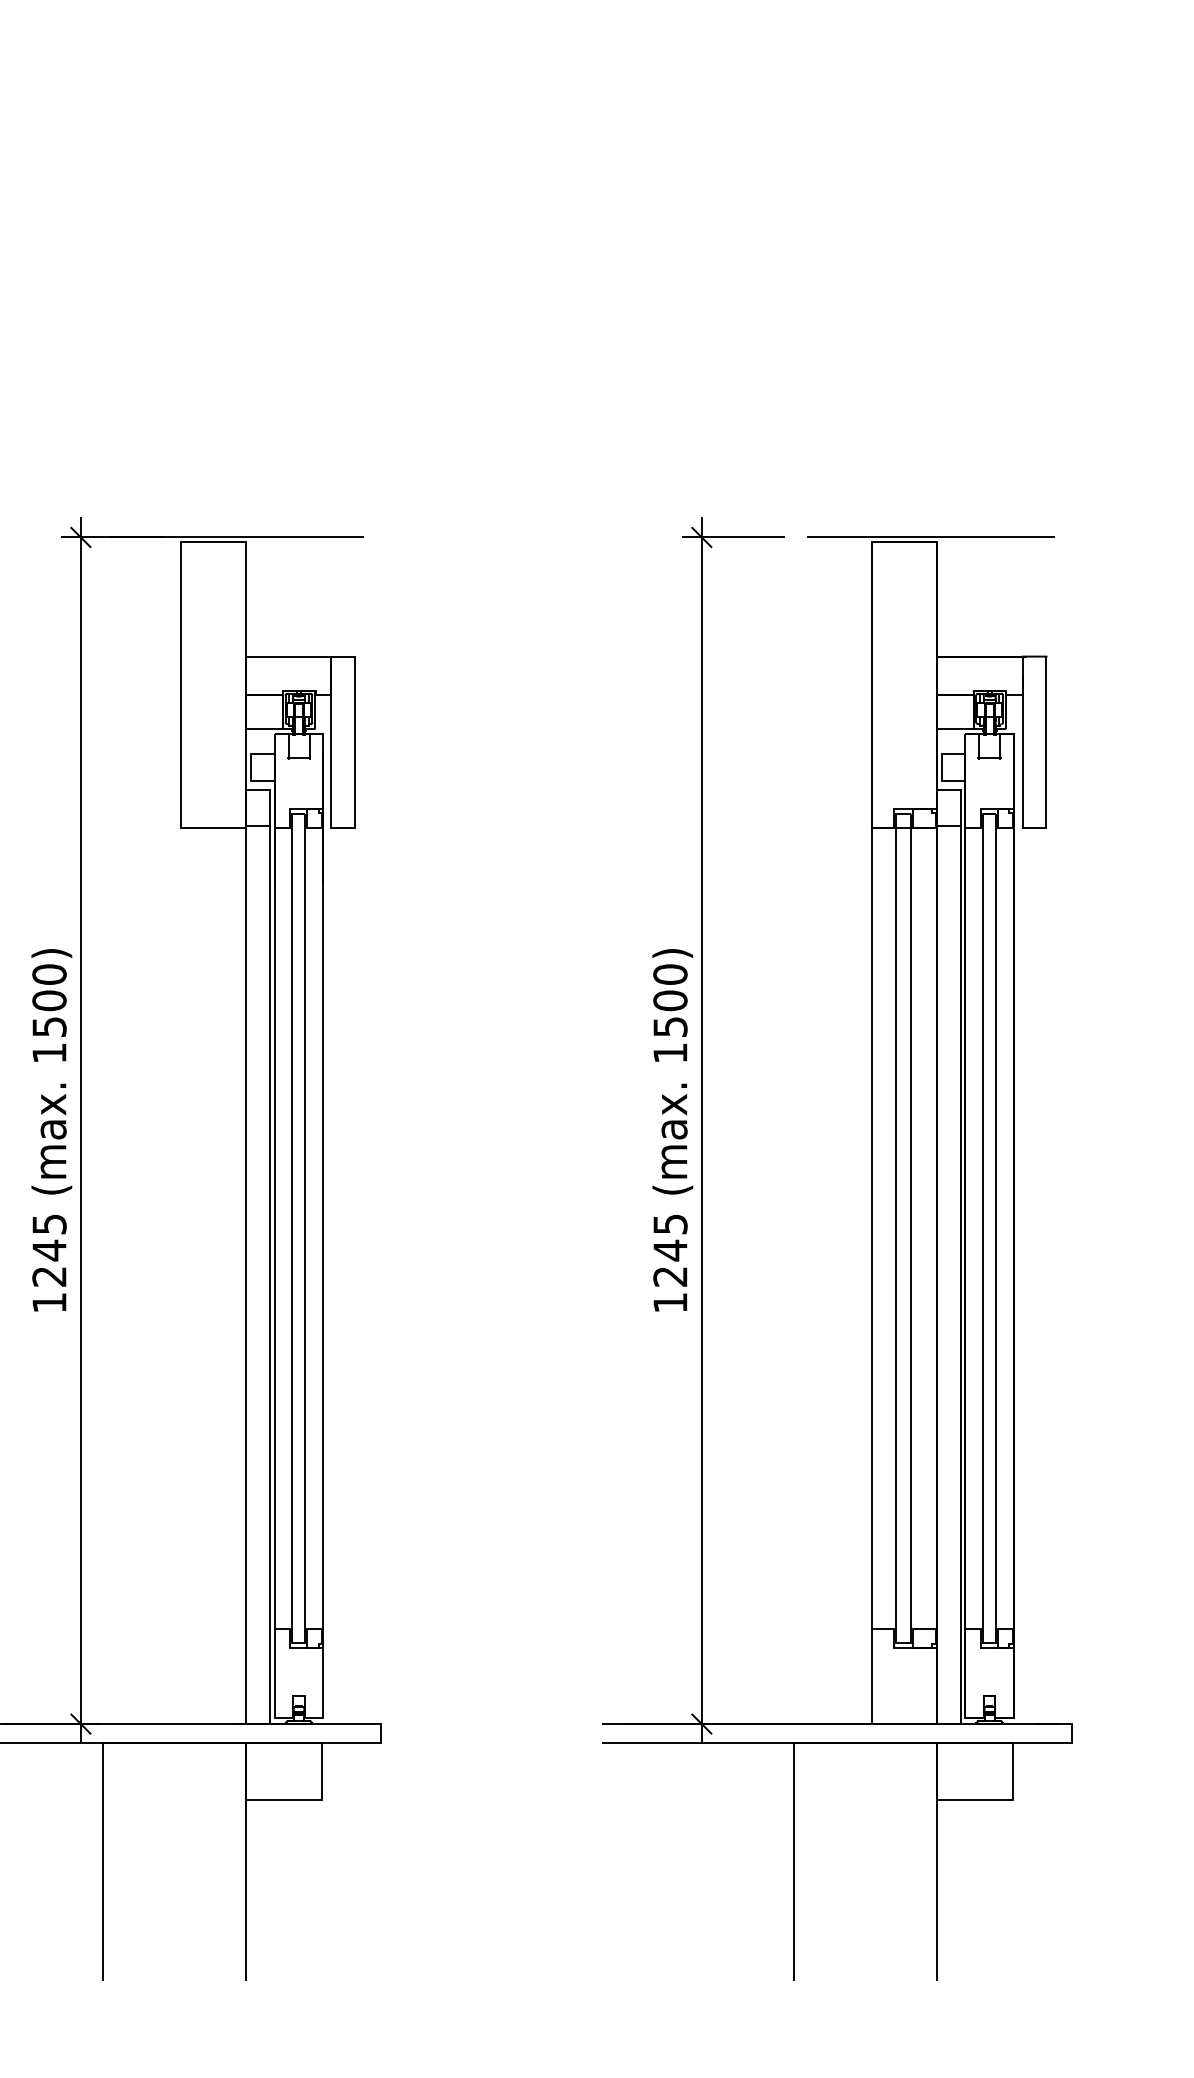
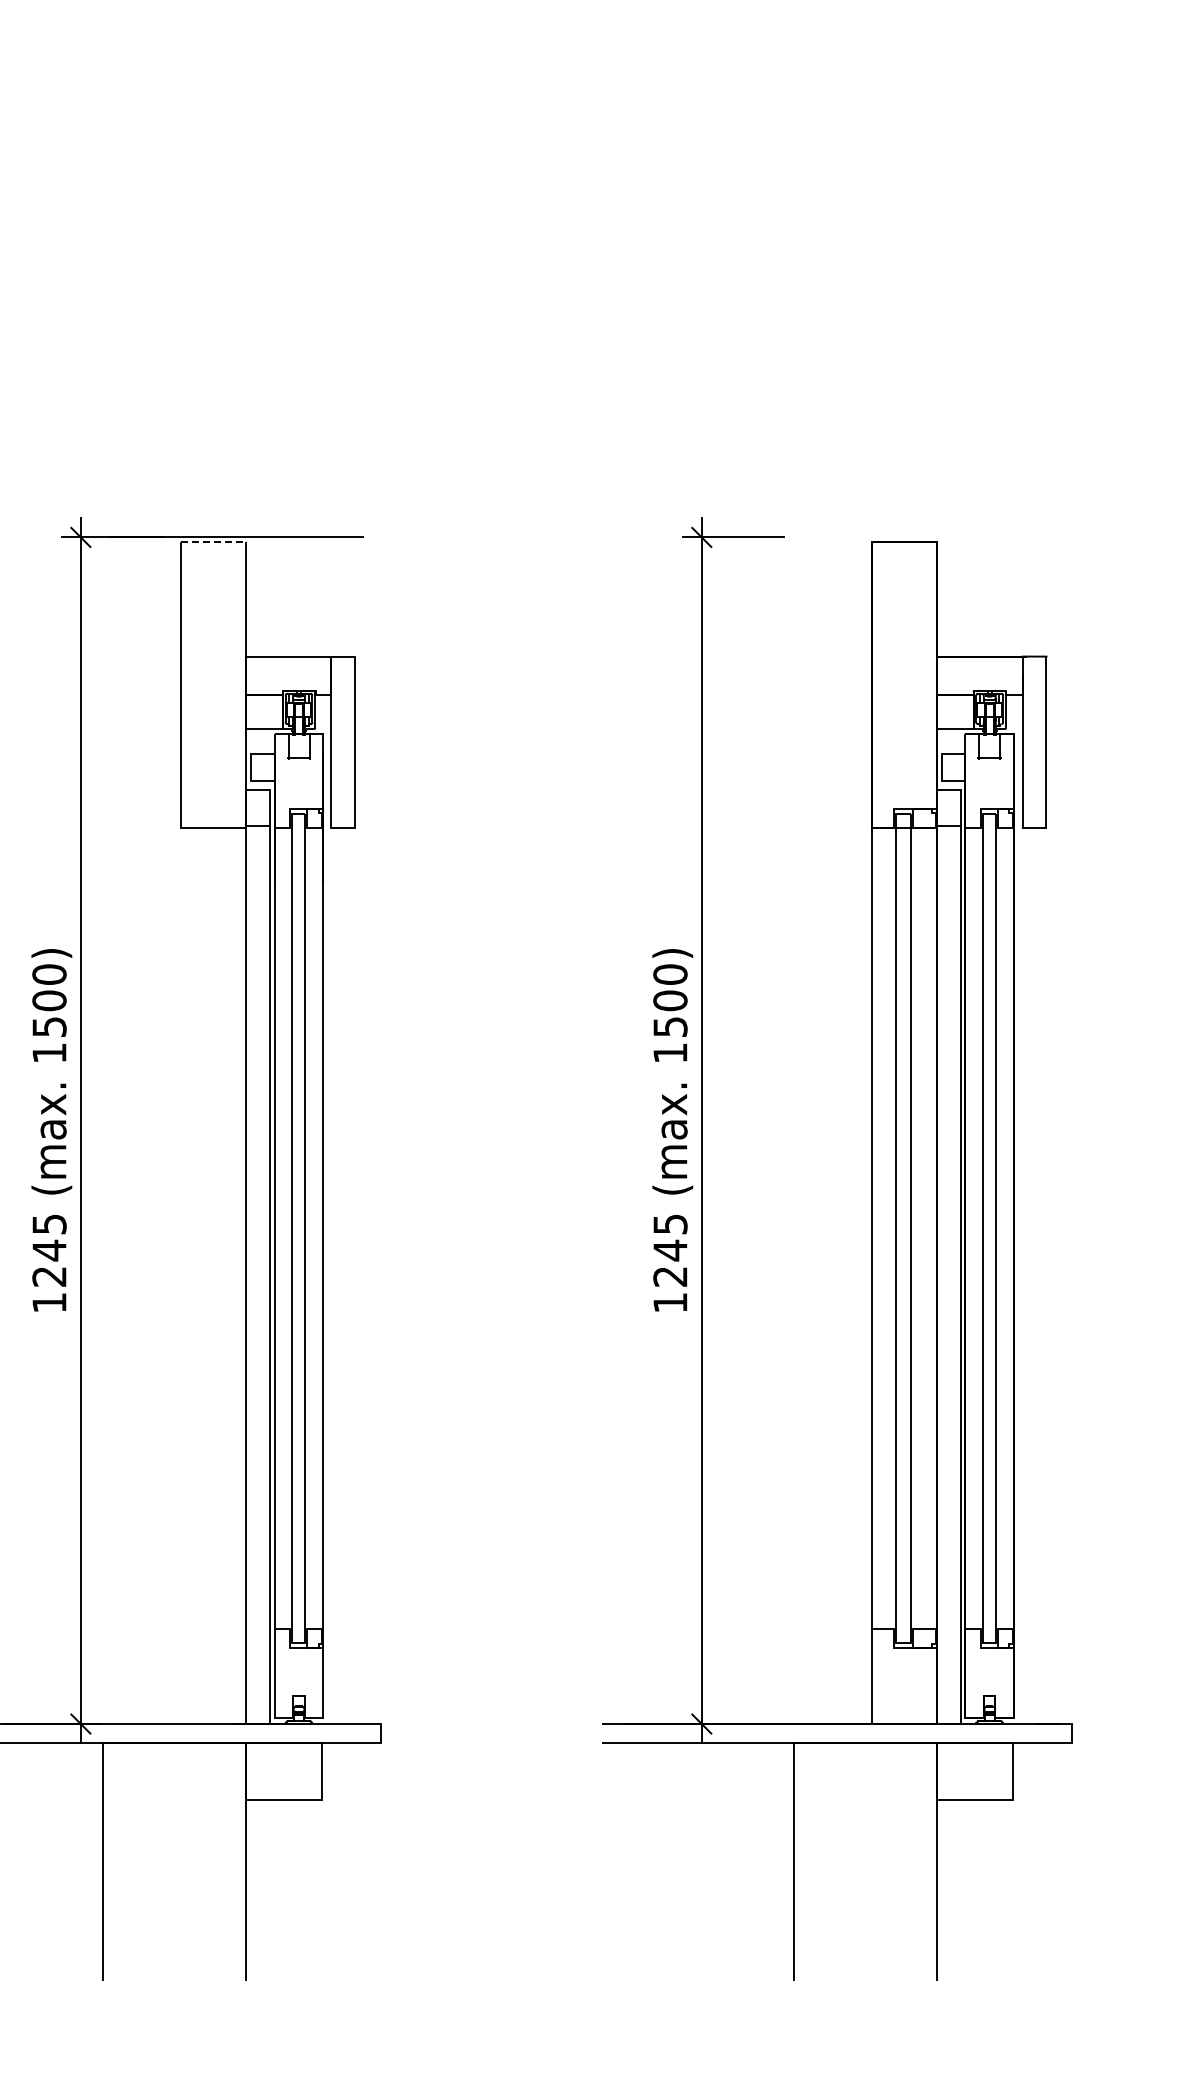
line: present -> none (931, 537)
line: solid -> dashed (214, 542)
